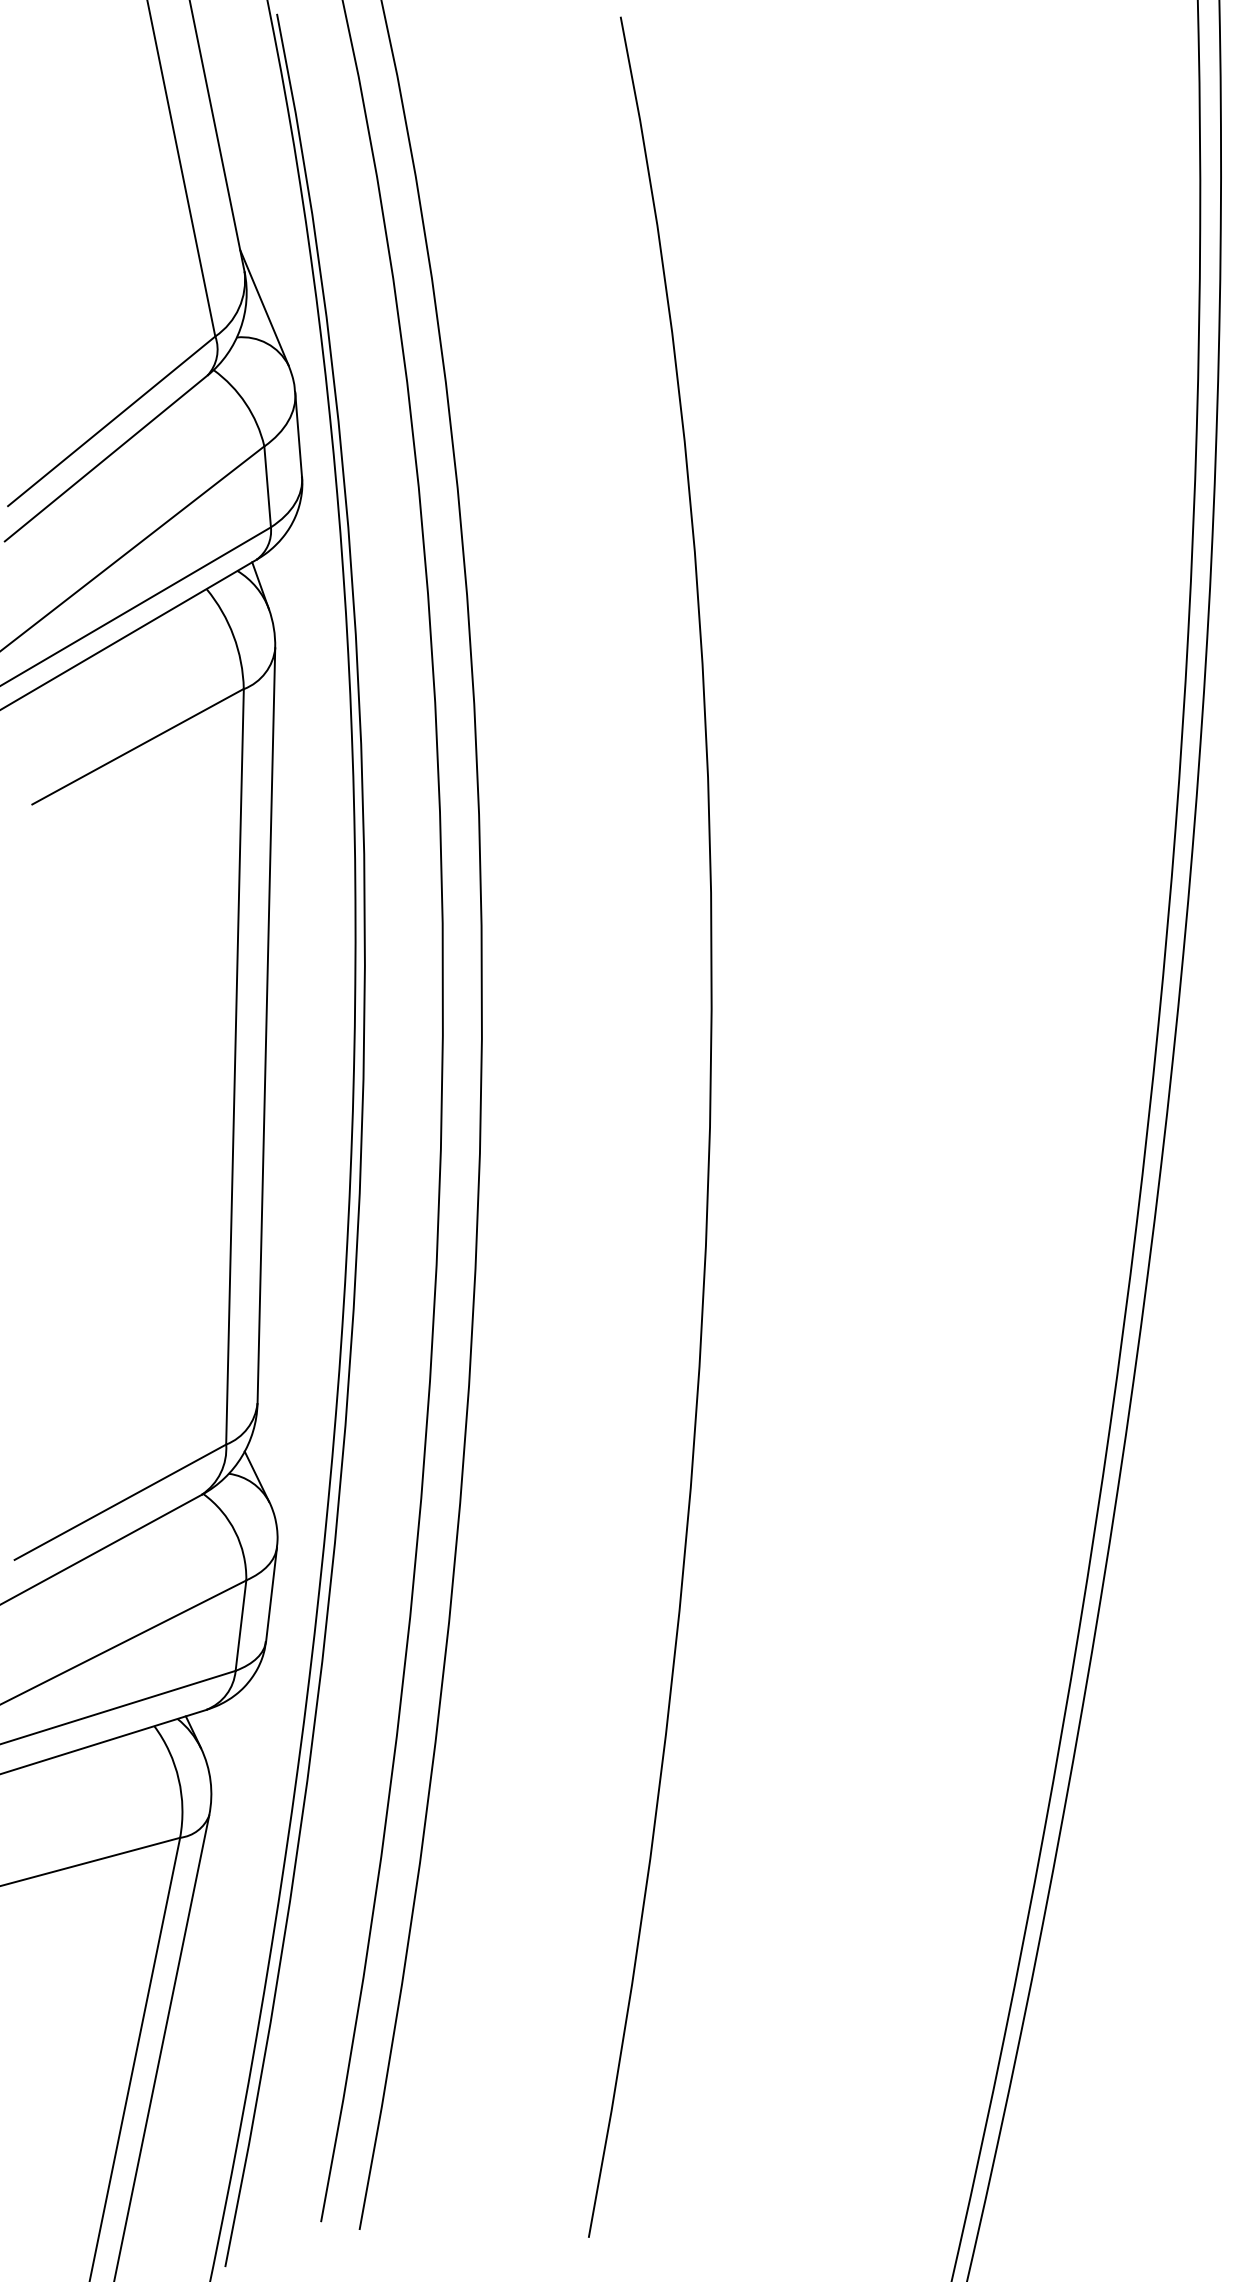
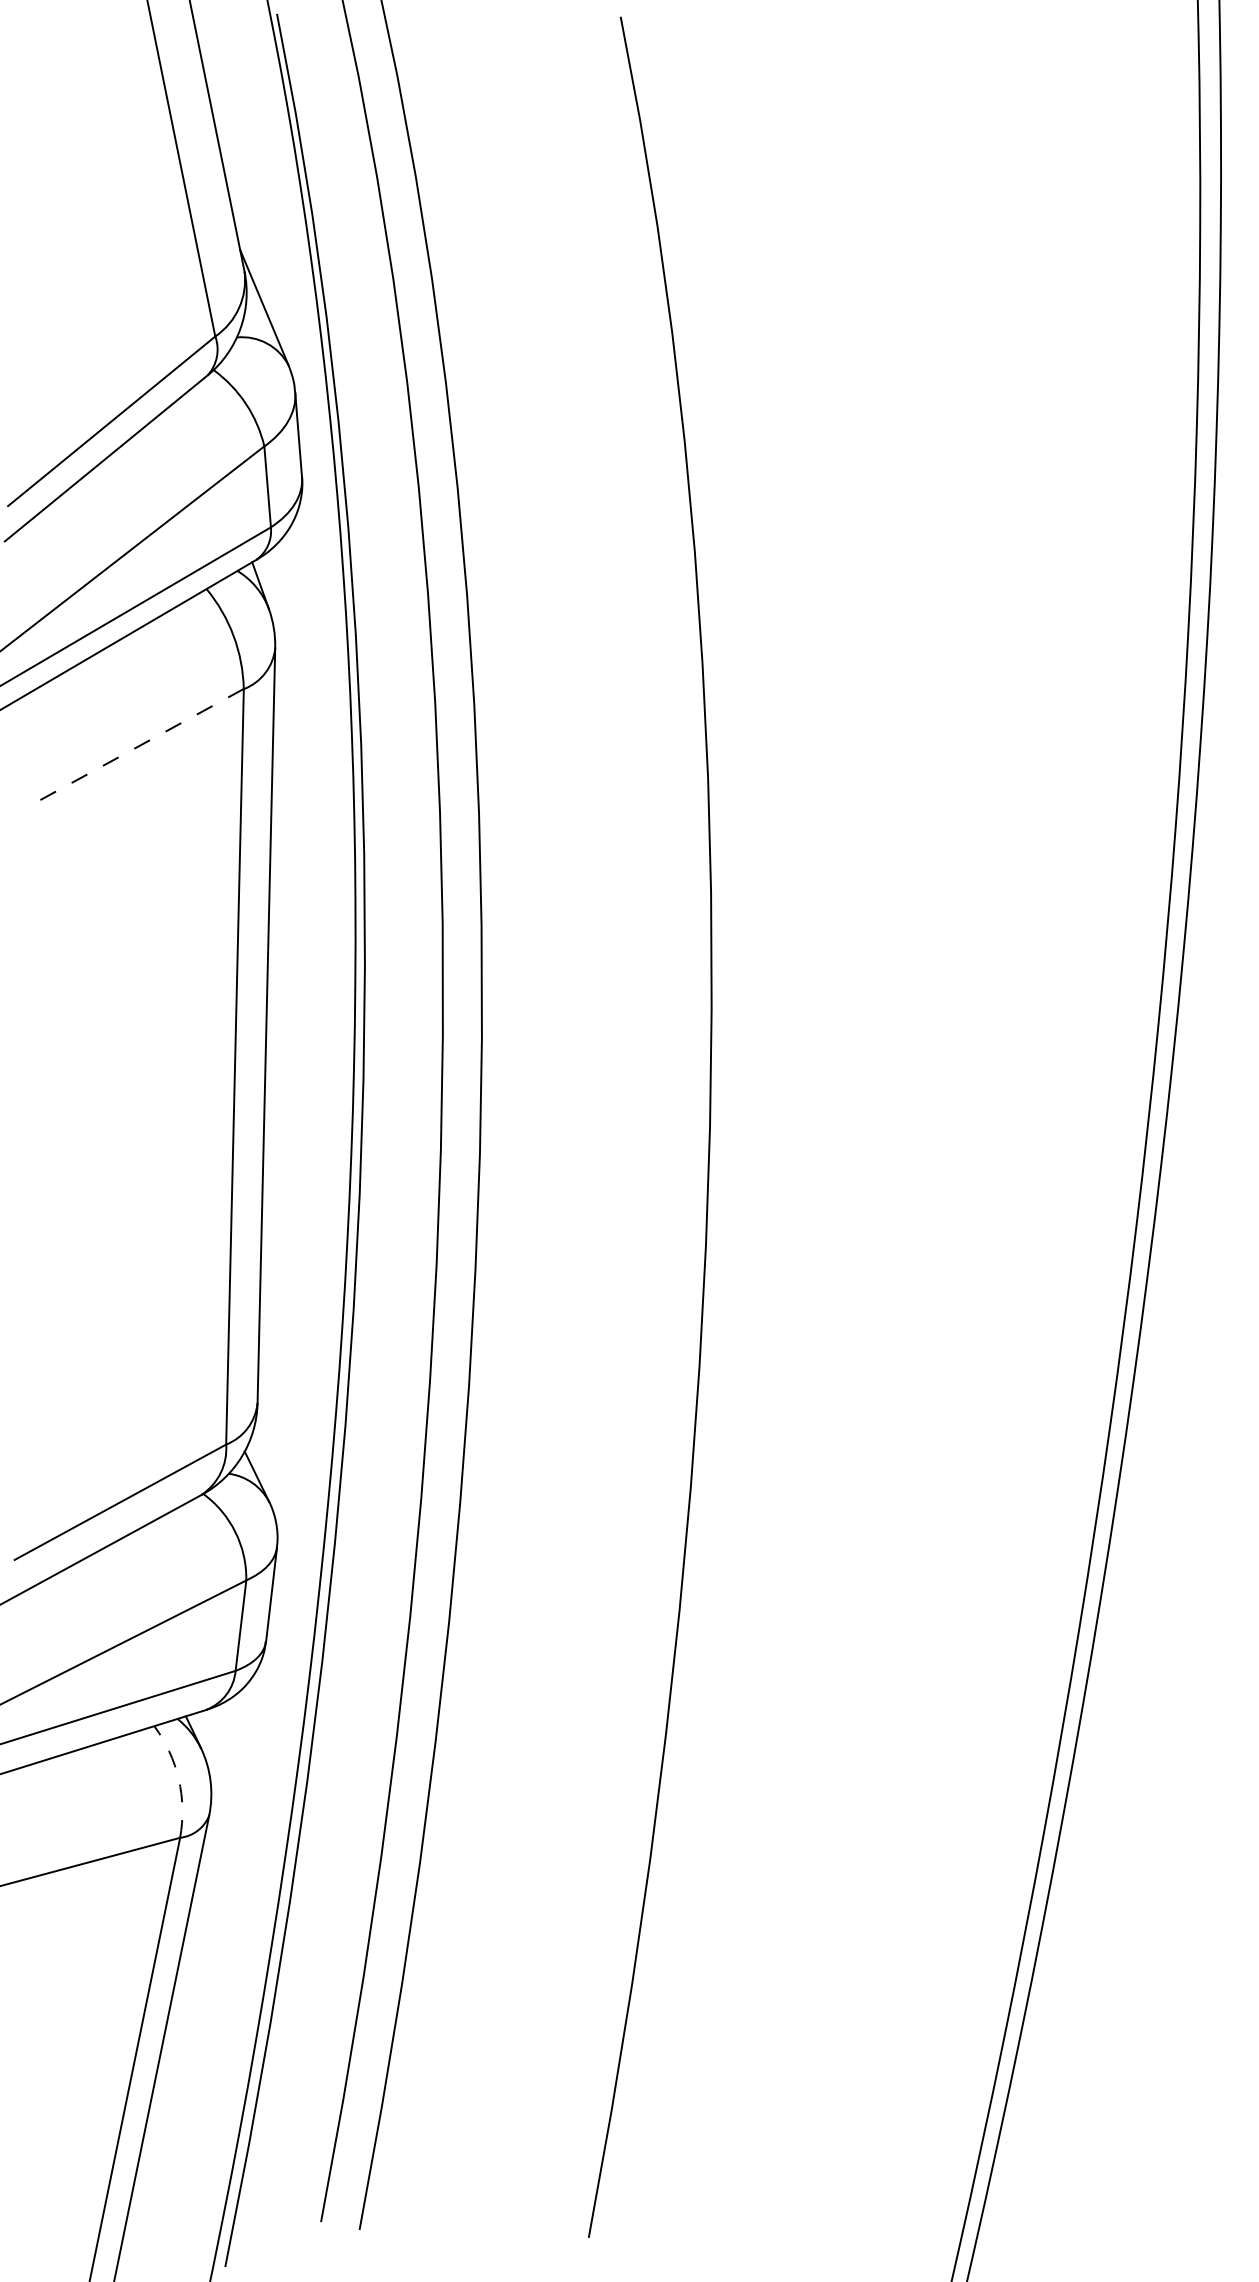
line: solid -> dashed (138, 746)
arc: solid -> dashed (178, 1779)
